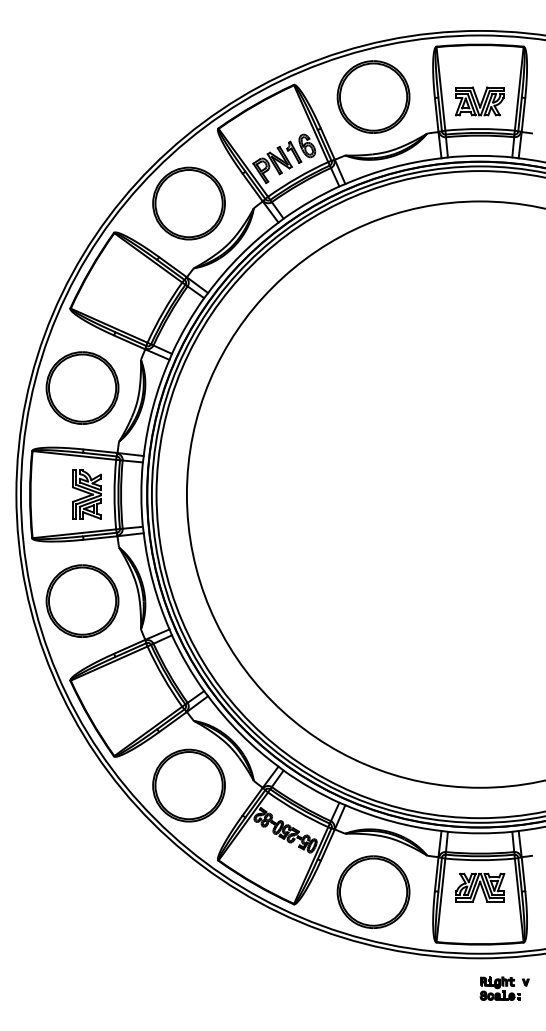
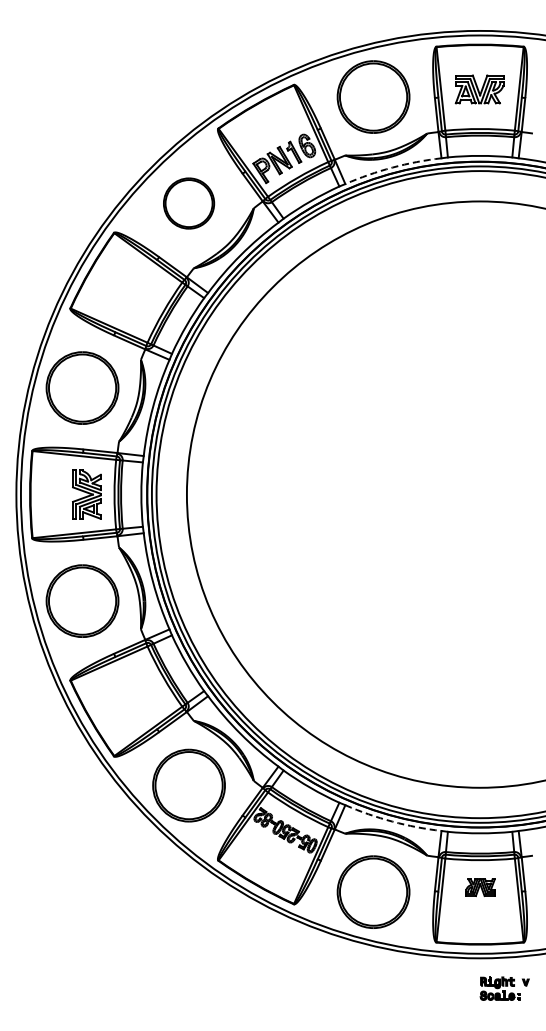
part position: (479, 101) -> (479, 89) (479, 89)
arc: solid -> dashed (392, 167)
part size: 74x75 px -> 53x53 px (189, 203)
arc: solid -> dashed (392, 821)
part size: 51x31 px -> 31x19 px (480, 887)
